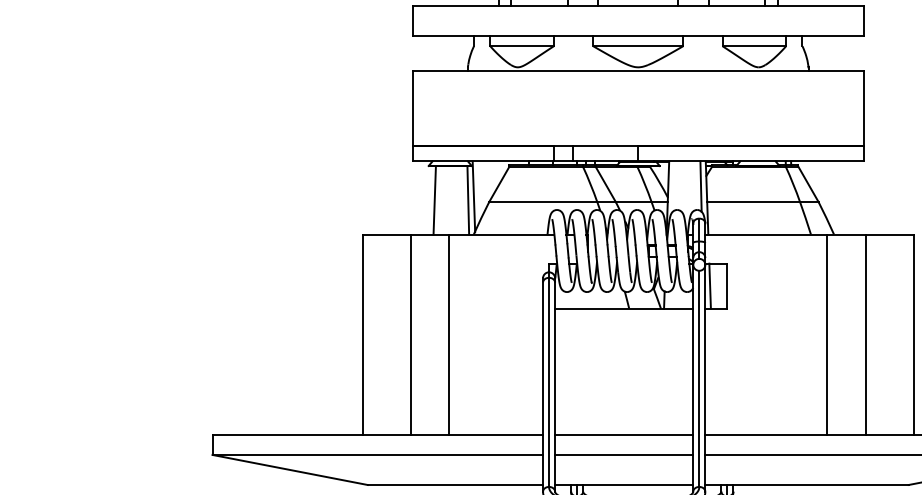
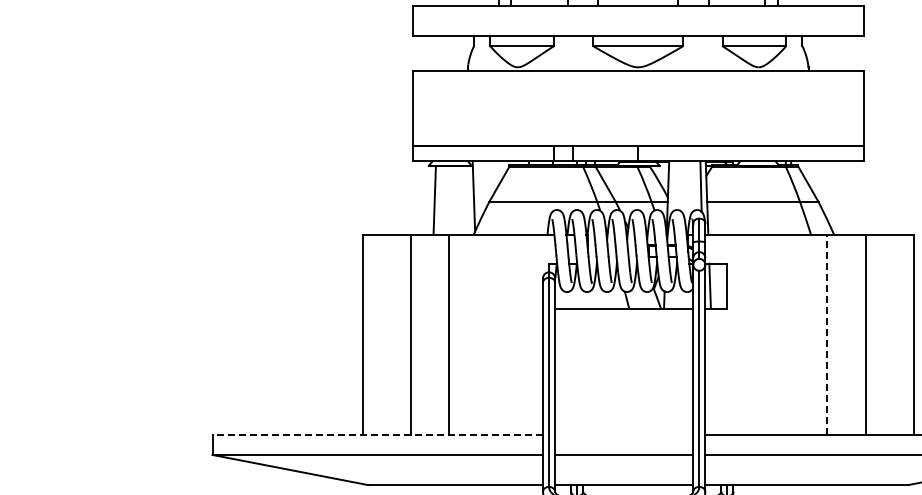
line: present -> none (468, 200)
line: solid -> dashed (827, 334)
line: solid -> dashed (377, 434)
line: present -> none (624, 434)
